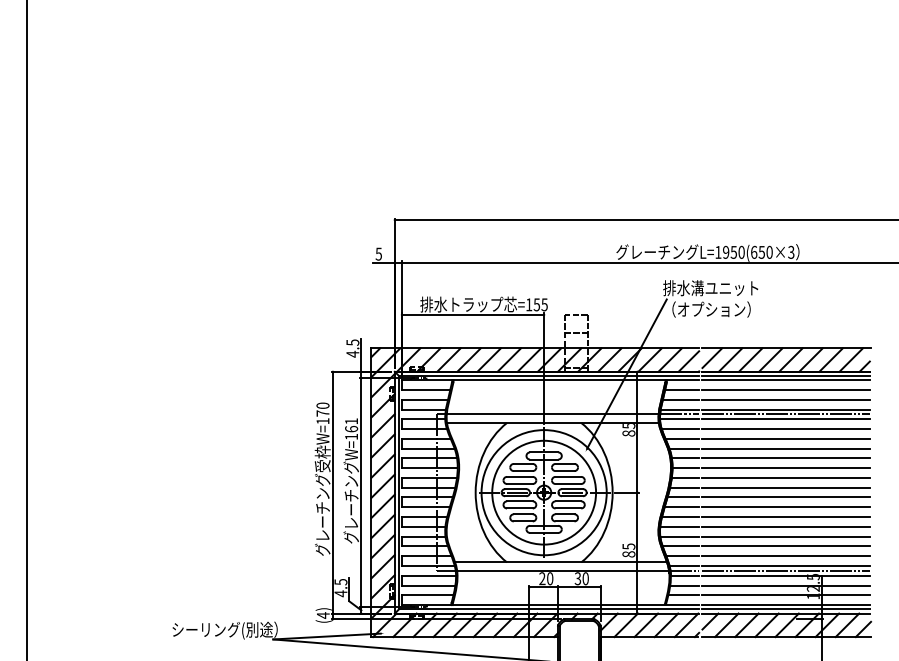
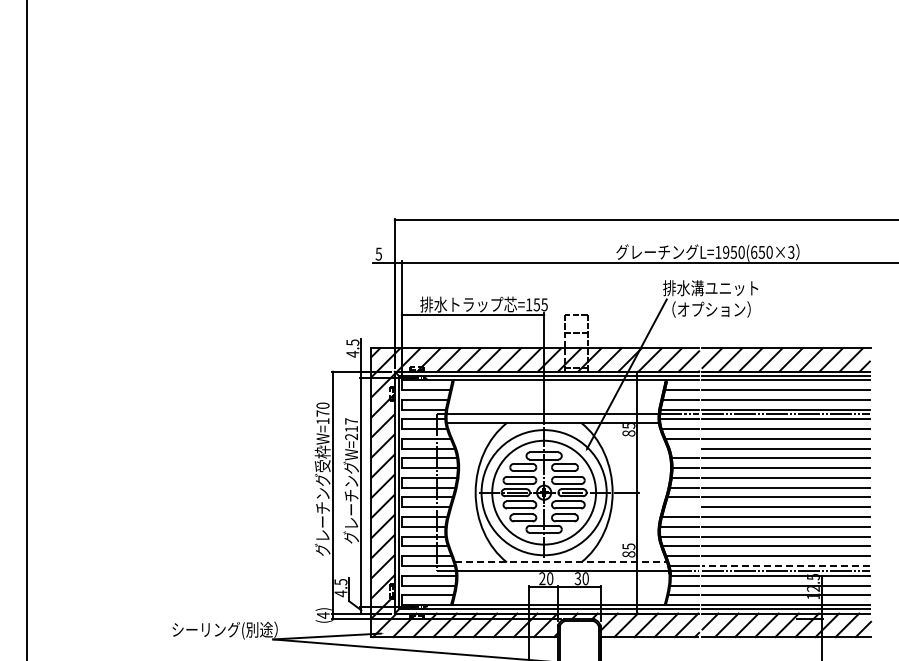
text: W=161 -> W=217 (351, 429)
line: present -> none (684, 448)
line: present -> none (681, 507)
line: solid -> dashed (561, 562)
line: solid -> dashed (786, 566)
